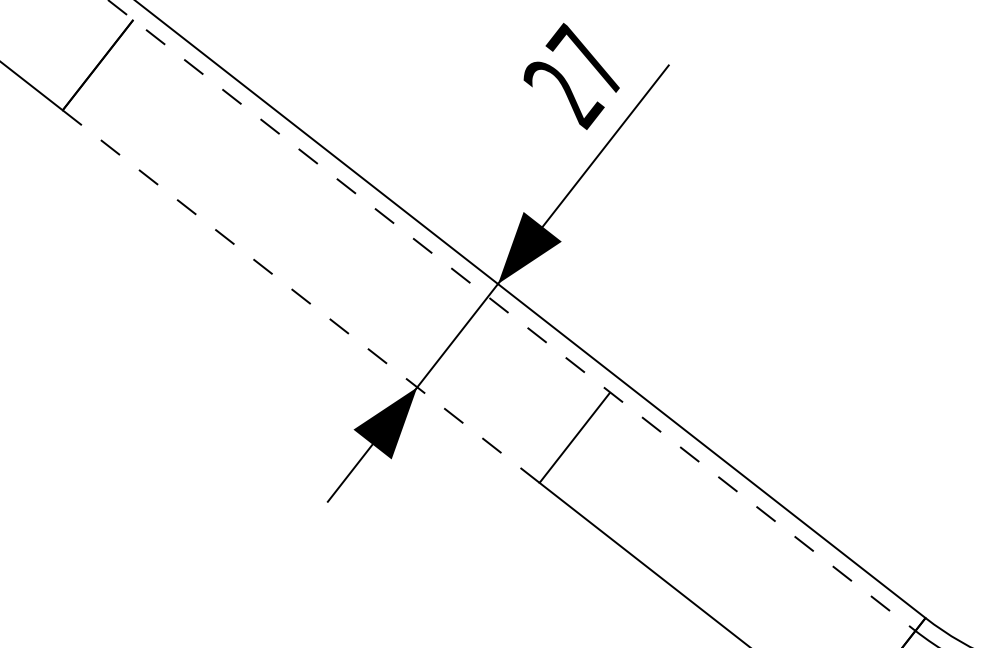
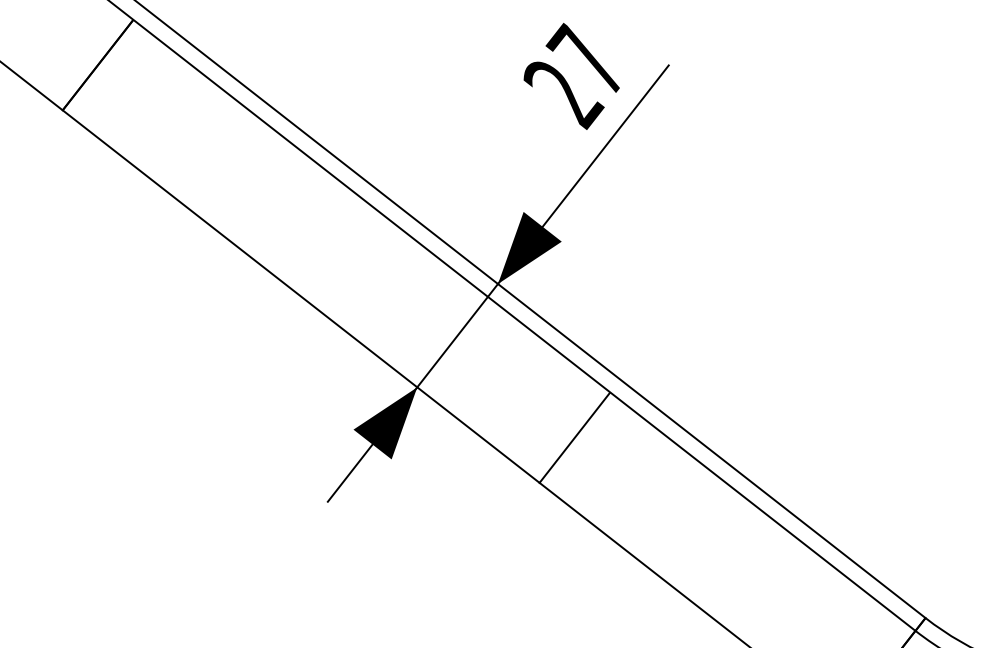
line: dashed -> solid (301, 296)
line: dashed -> solid (512, 315)
